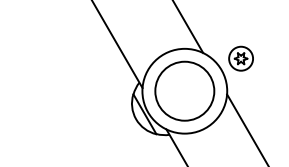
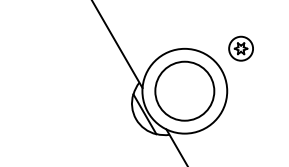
line: present -> none (188, 27)
part position: (240, 58) -> (240, 48) (240, 48)
line: present -> none (247, 128)
